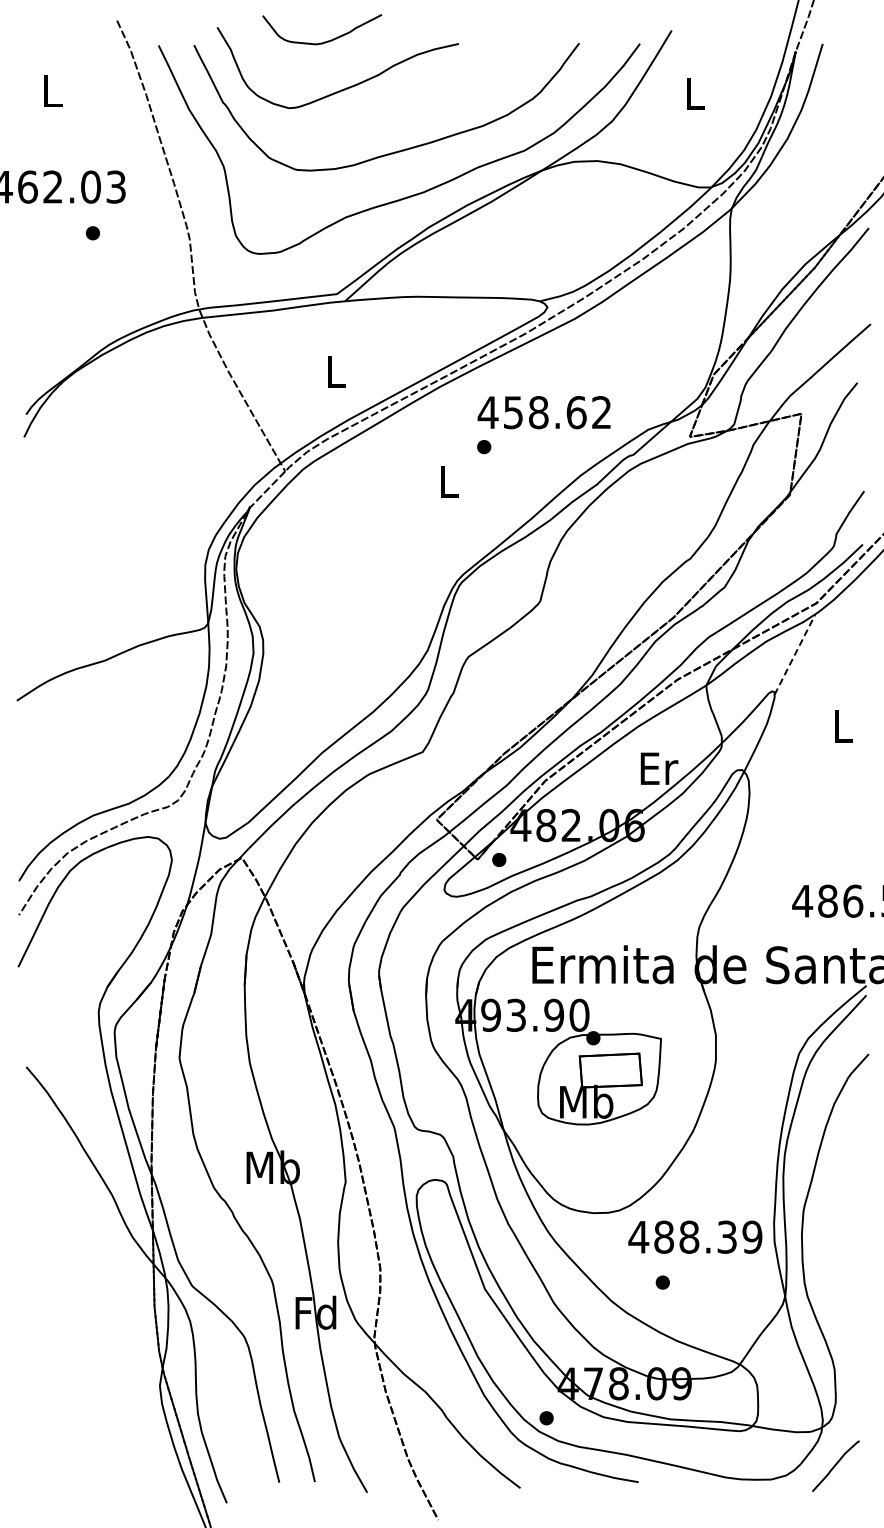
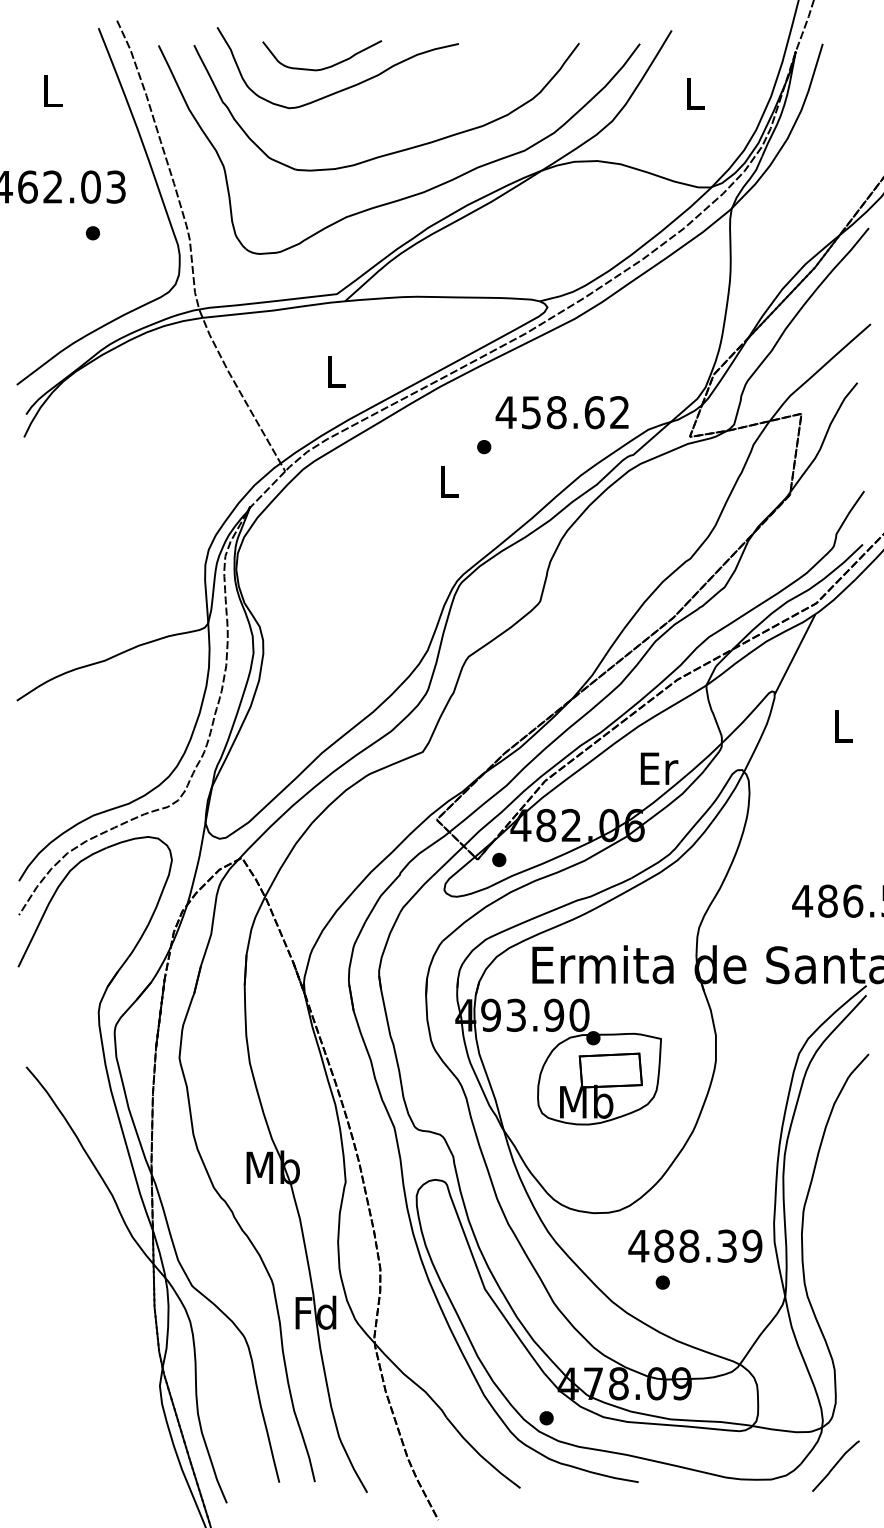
curve position: (327, 40) -> (327, 66) (327, 66)
curve: none -> present (156, 186)
text position: (543, 412) -> (561, 412) (561, 412)
line: dashed -> solid (795, 654)
text position: (695, 1236) -> (695, 1245) (695, 1245)
